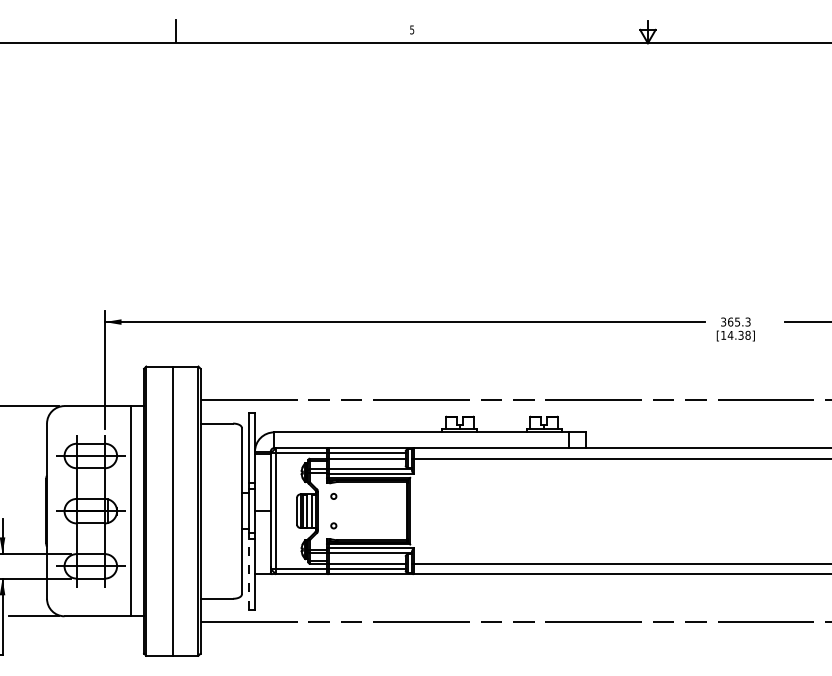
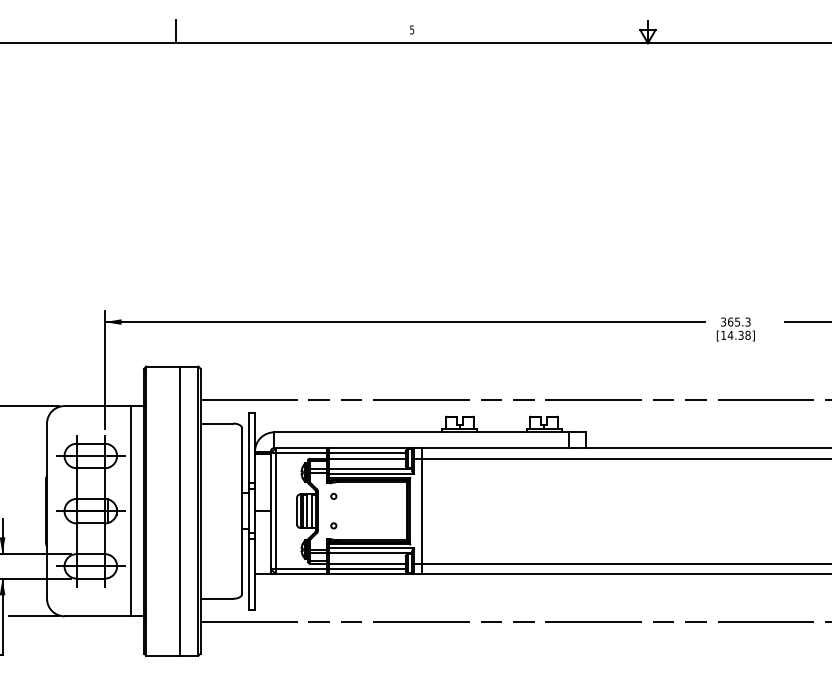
line position: (172, 510) -> (179, 510) (179, 510)
line: none -> present (422, 511)
line: dashed -> solid (249, 570)
